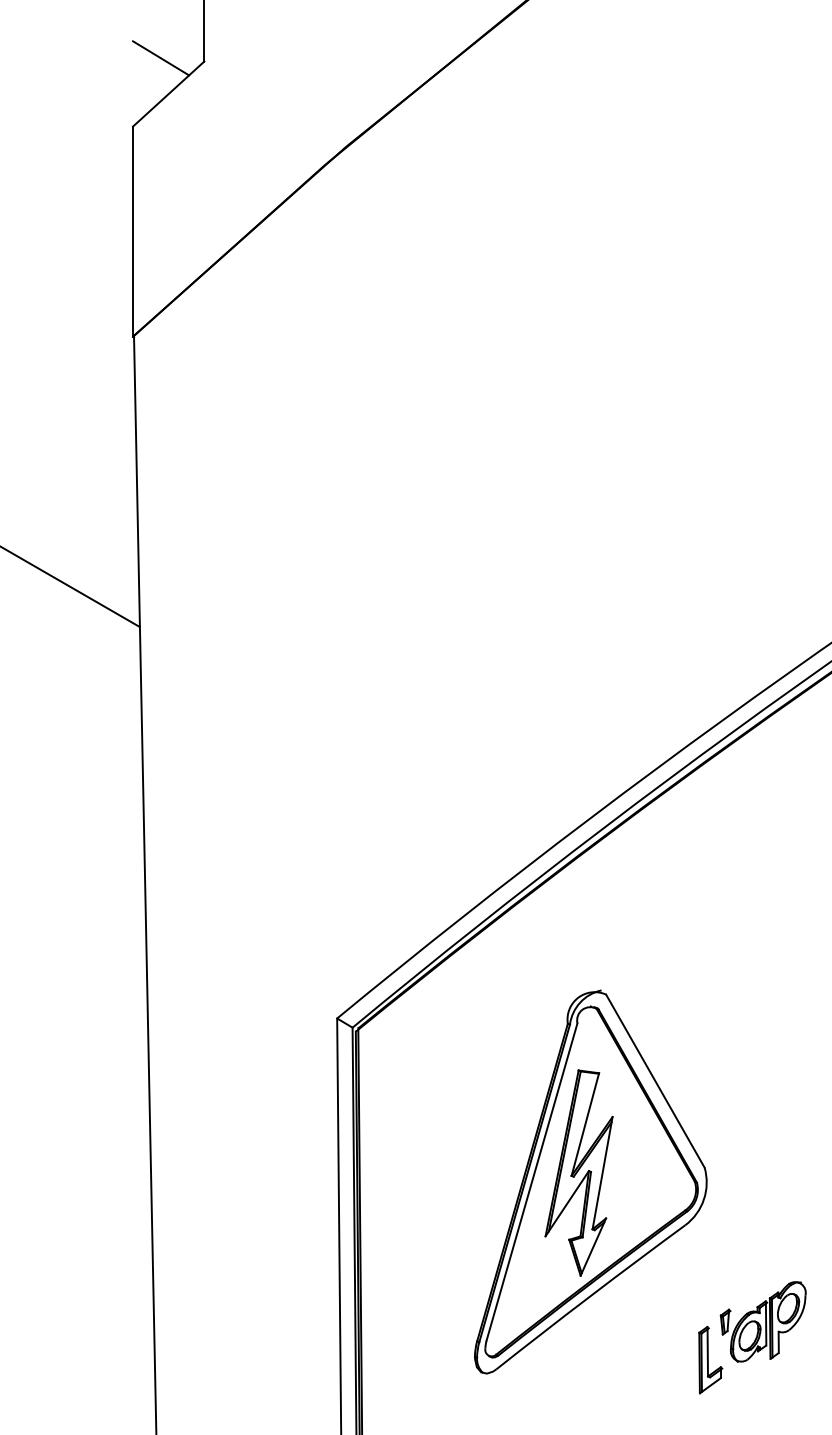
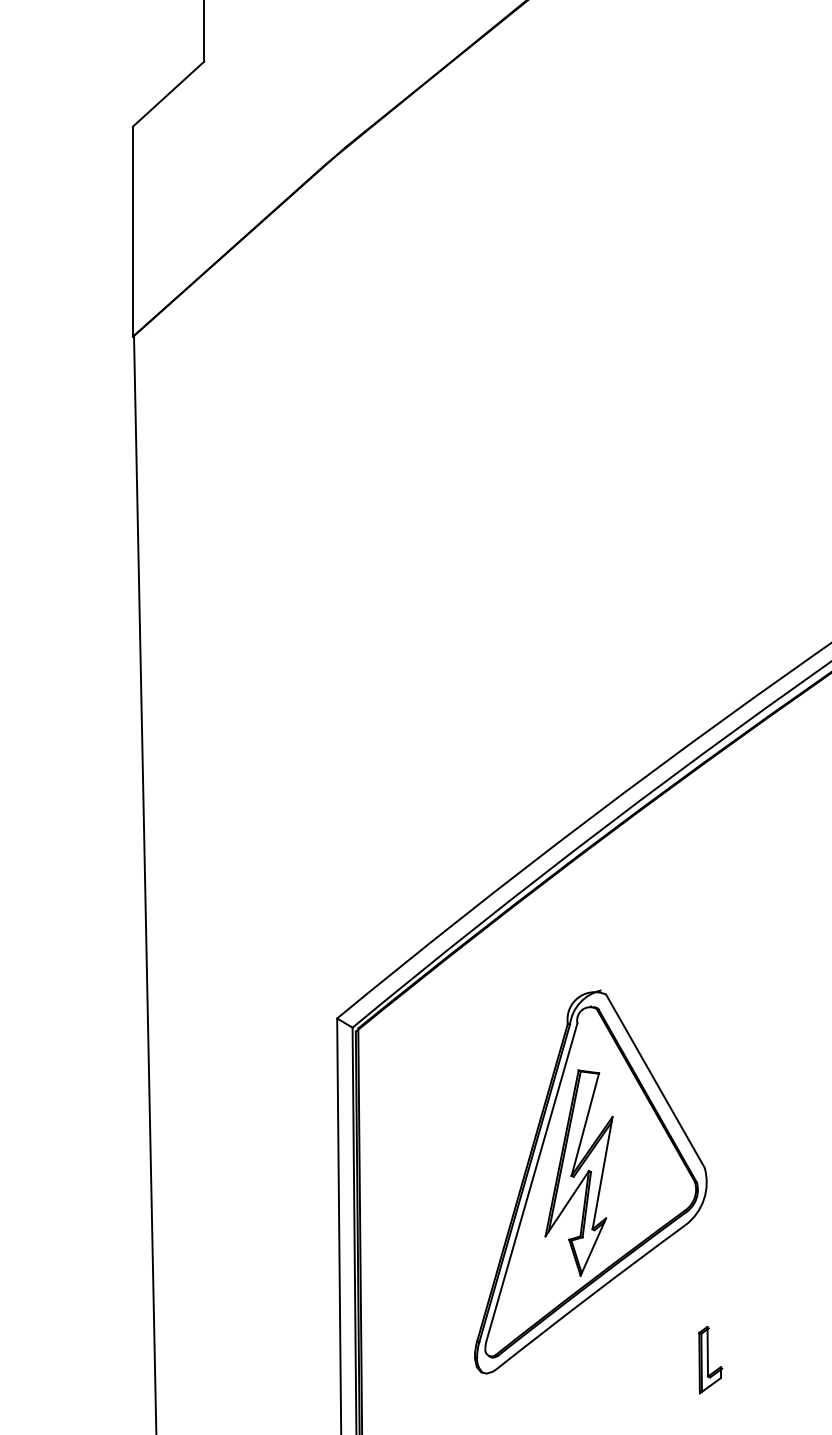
line: present -> none (161, 58)
line: present -> none (70, 587)
part: present -> none (762, 1321)
